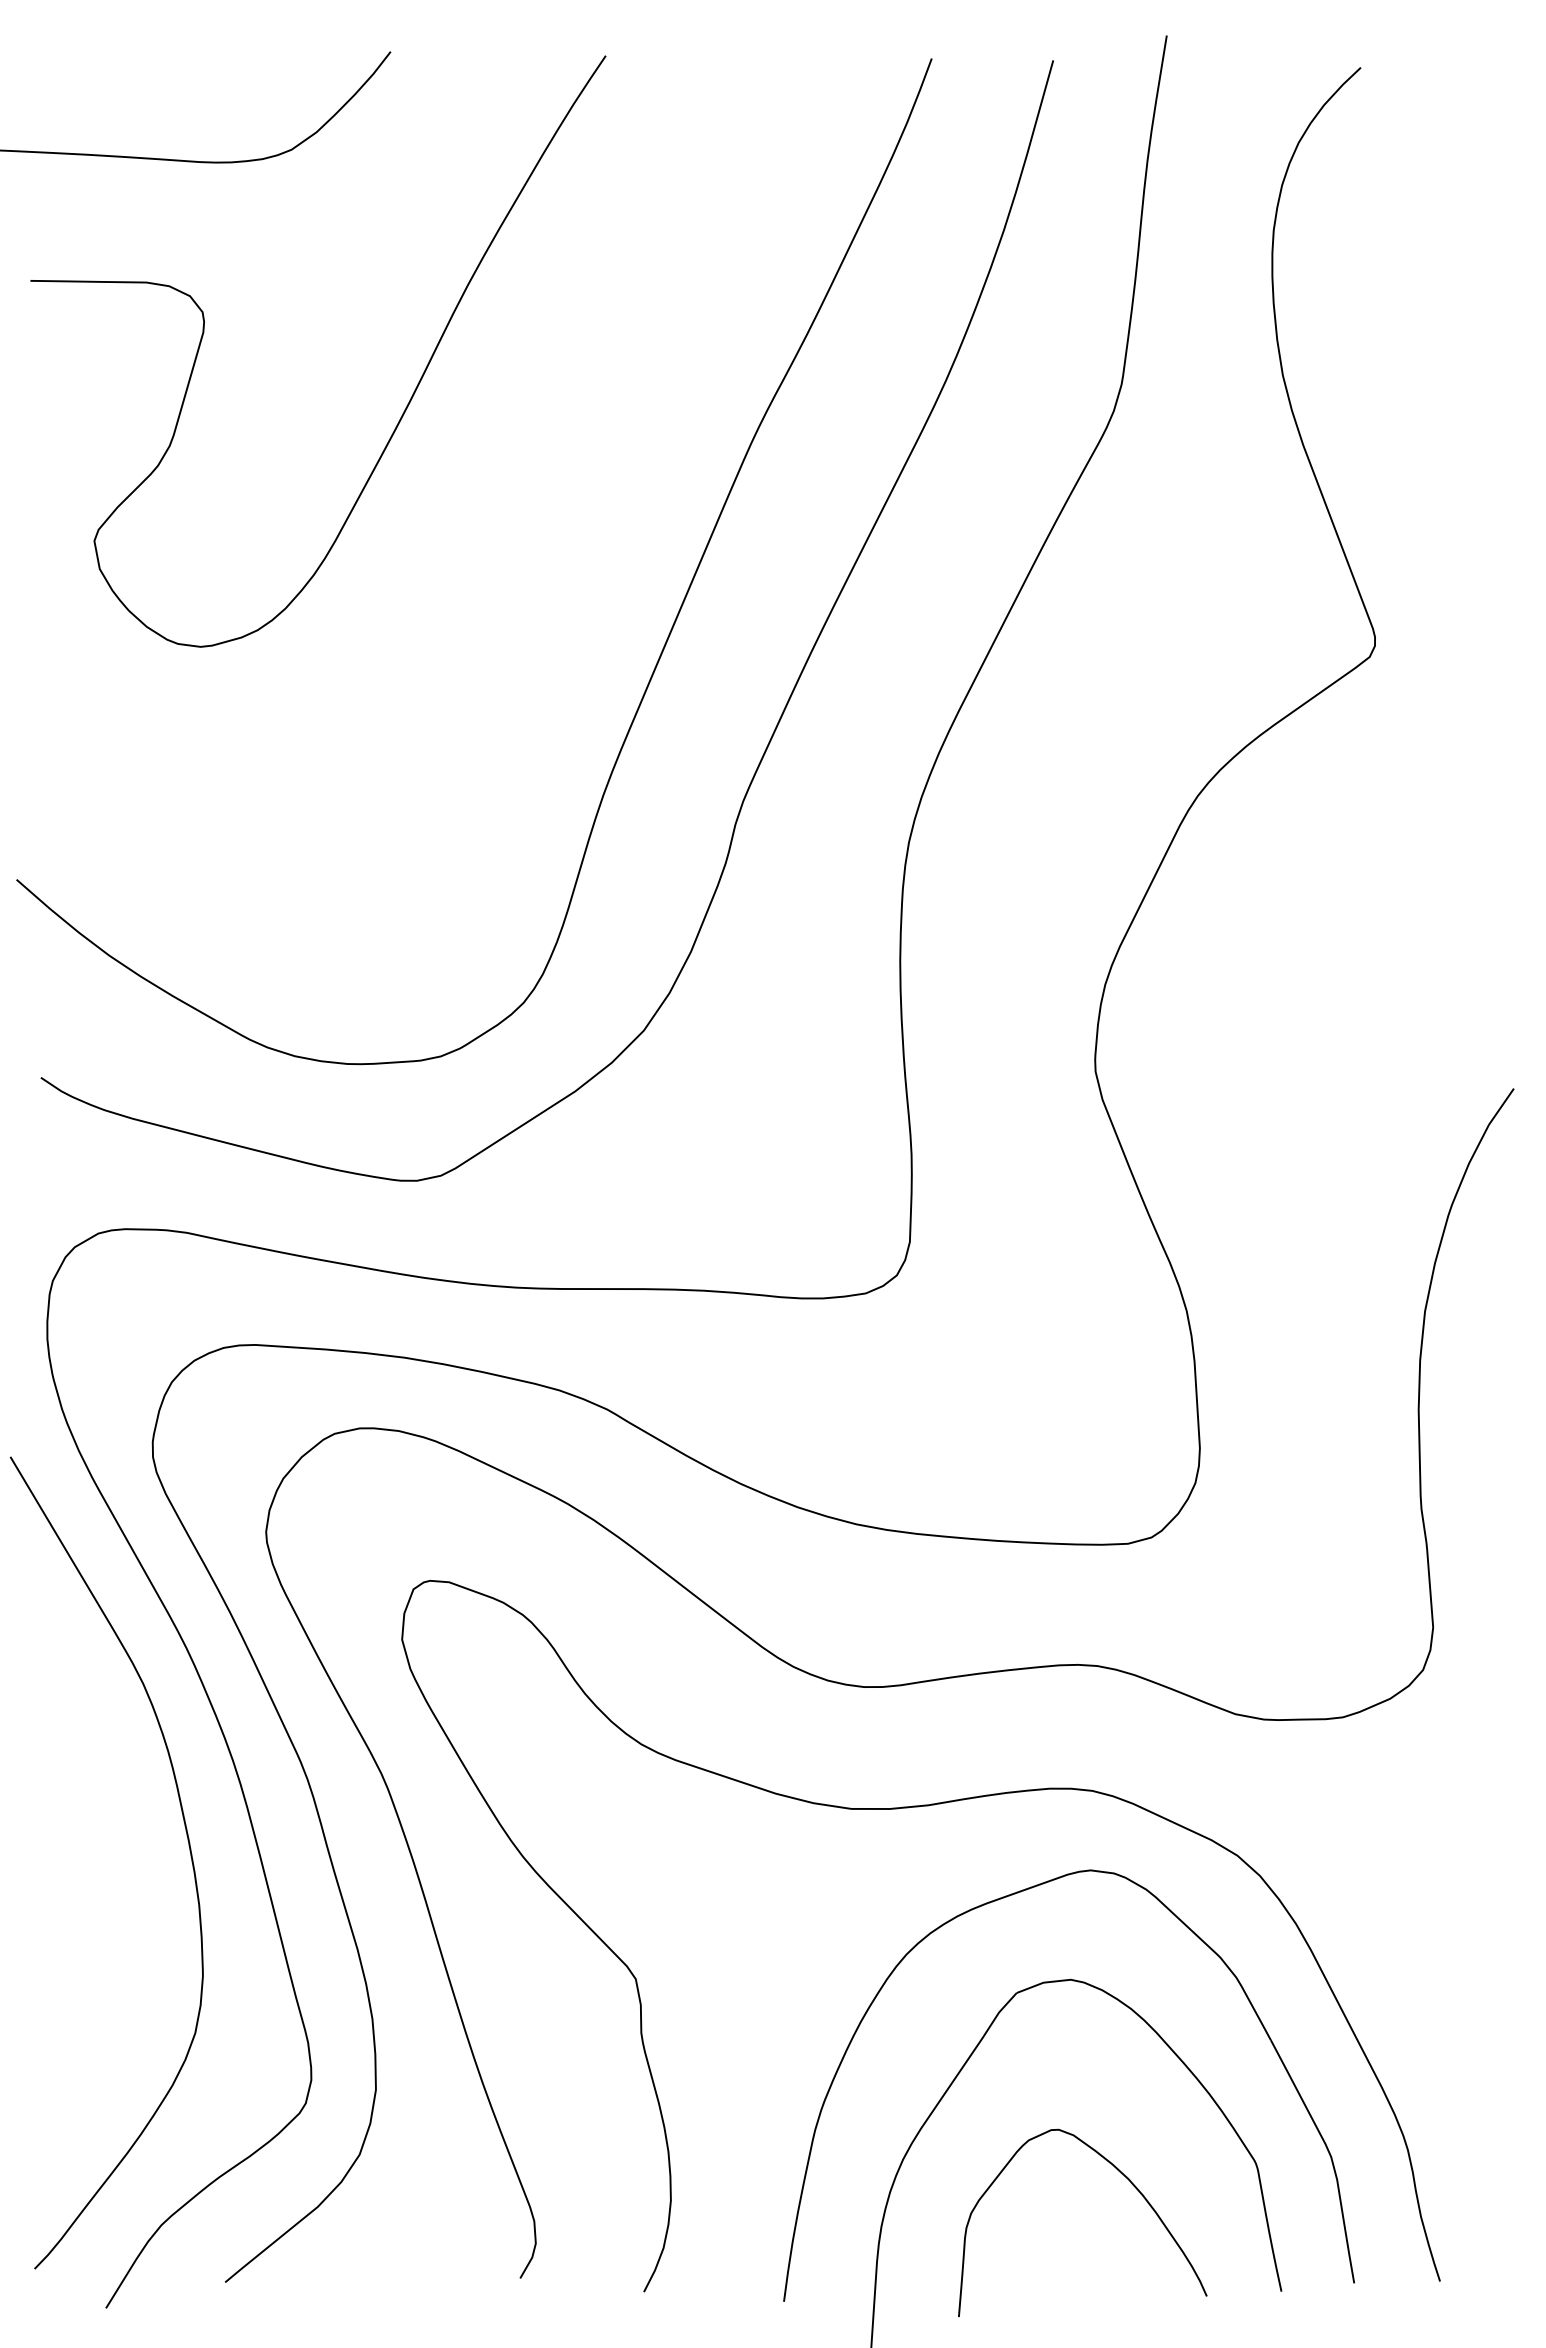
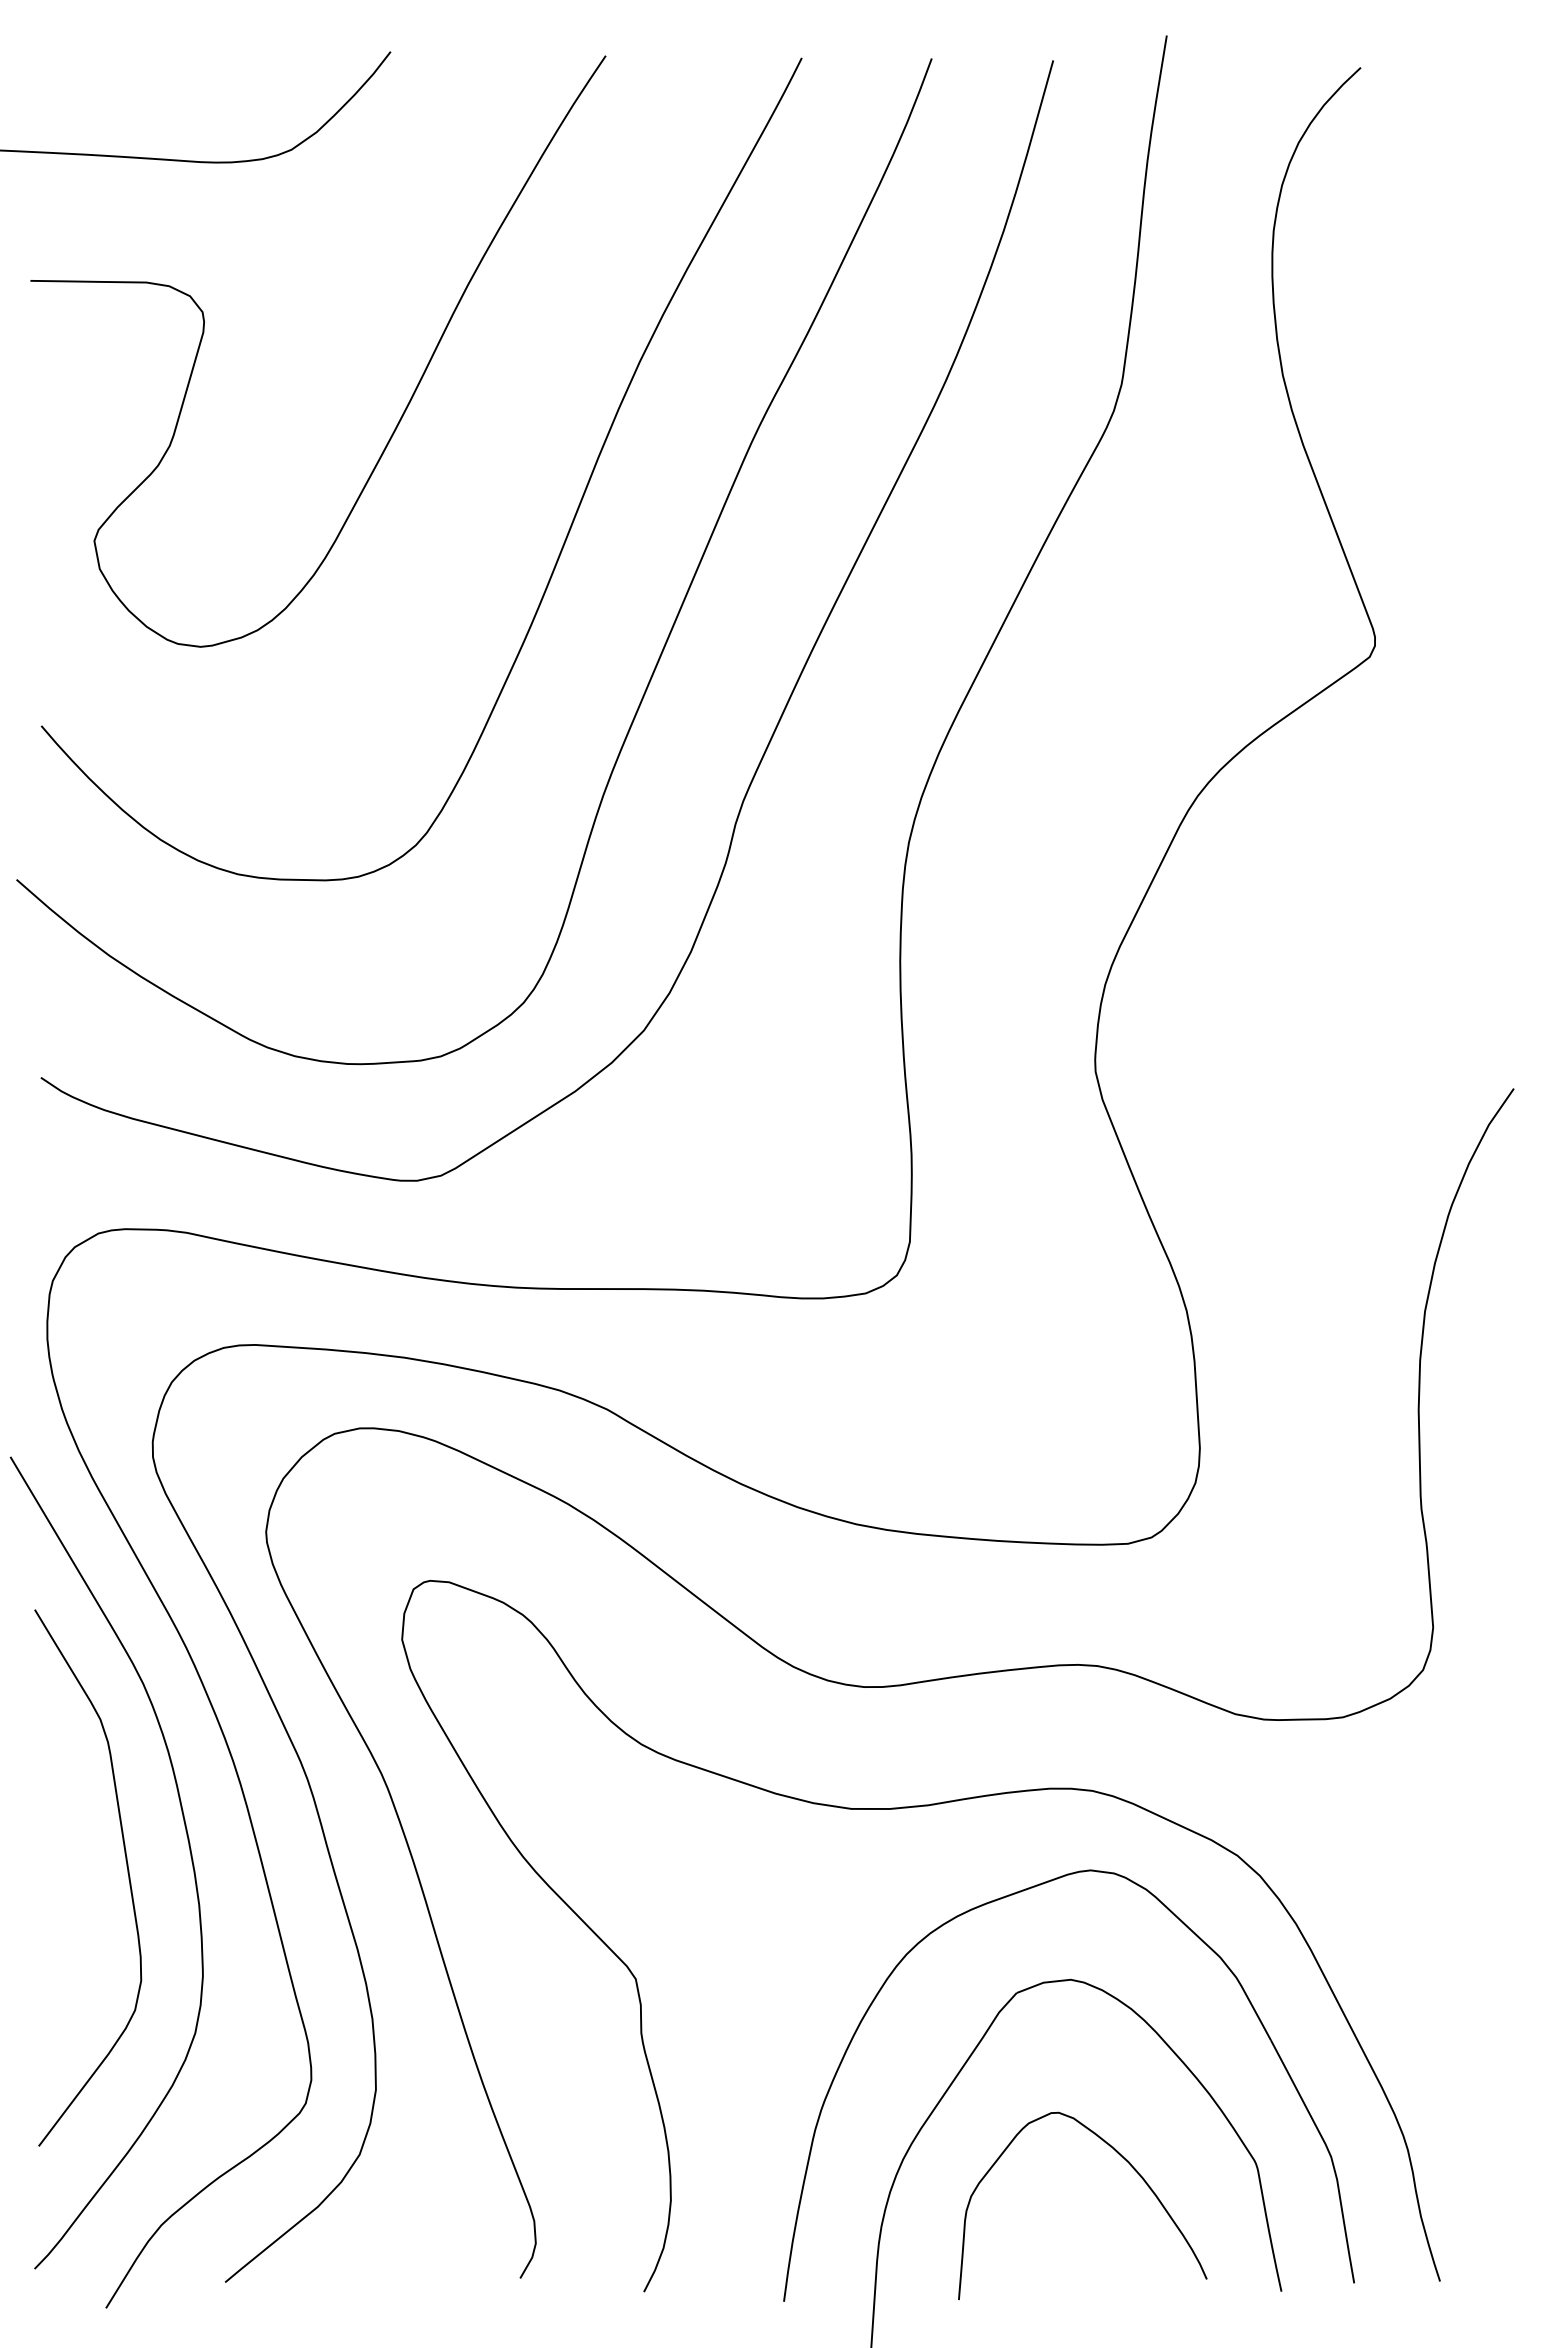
curve: none -> present (569, 527)
curve: none -> present (127, 1873)
curve position: (1120, 2173) -> (1120, 2156) (1120, 2156)
